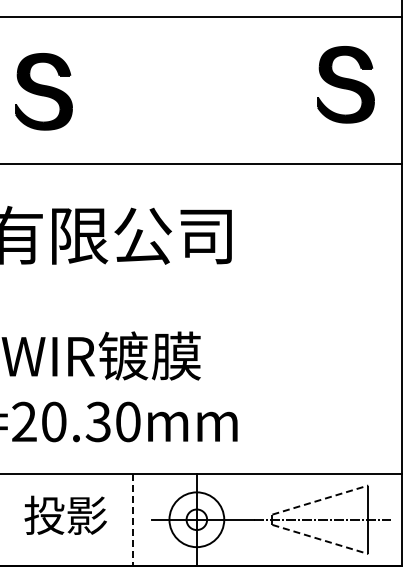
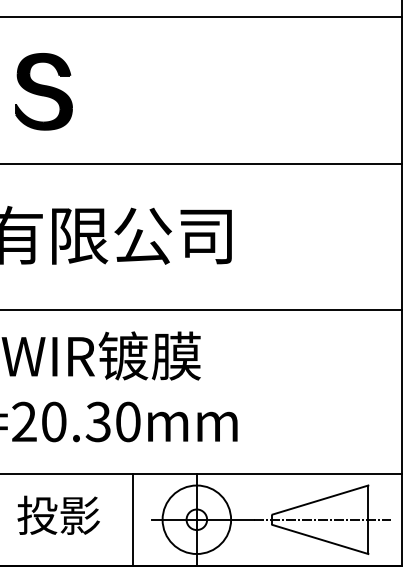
part: present -> none (345, 84)
line: none -> present (201, 309)
line: dashed -> solid (320, 499)
text position: (65, 514) -> (58, 514) (58, 514)
line: dashed -> solid (132, 519)
circle diameter: 55 px -> 68 px (196, 519)
line: dashed -> solid (320, 539)
